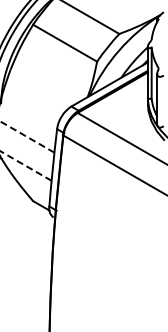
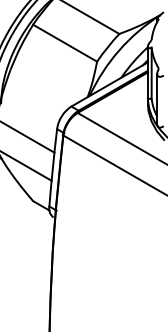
line: dashed -> solid (27, 137)
line: dashed -> solid (25, 165)
